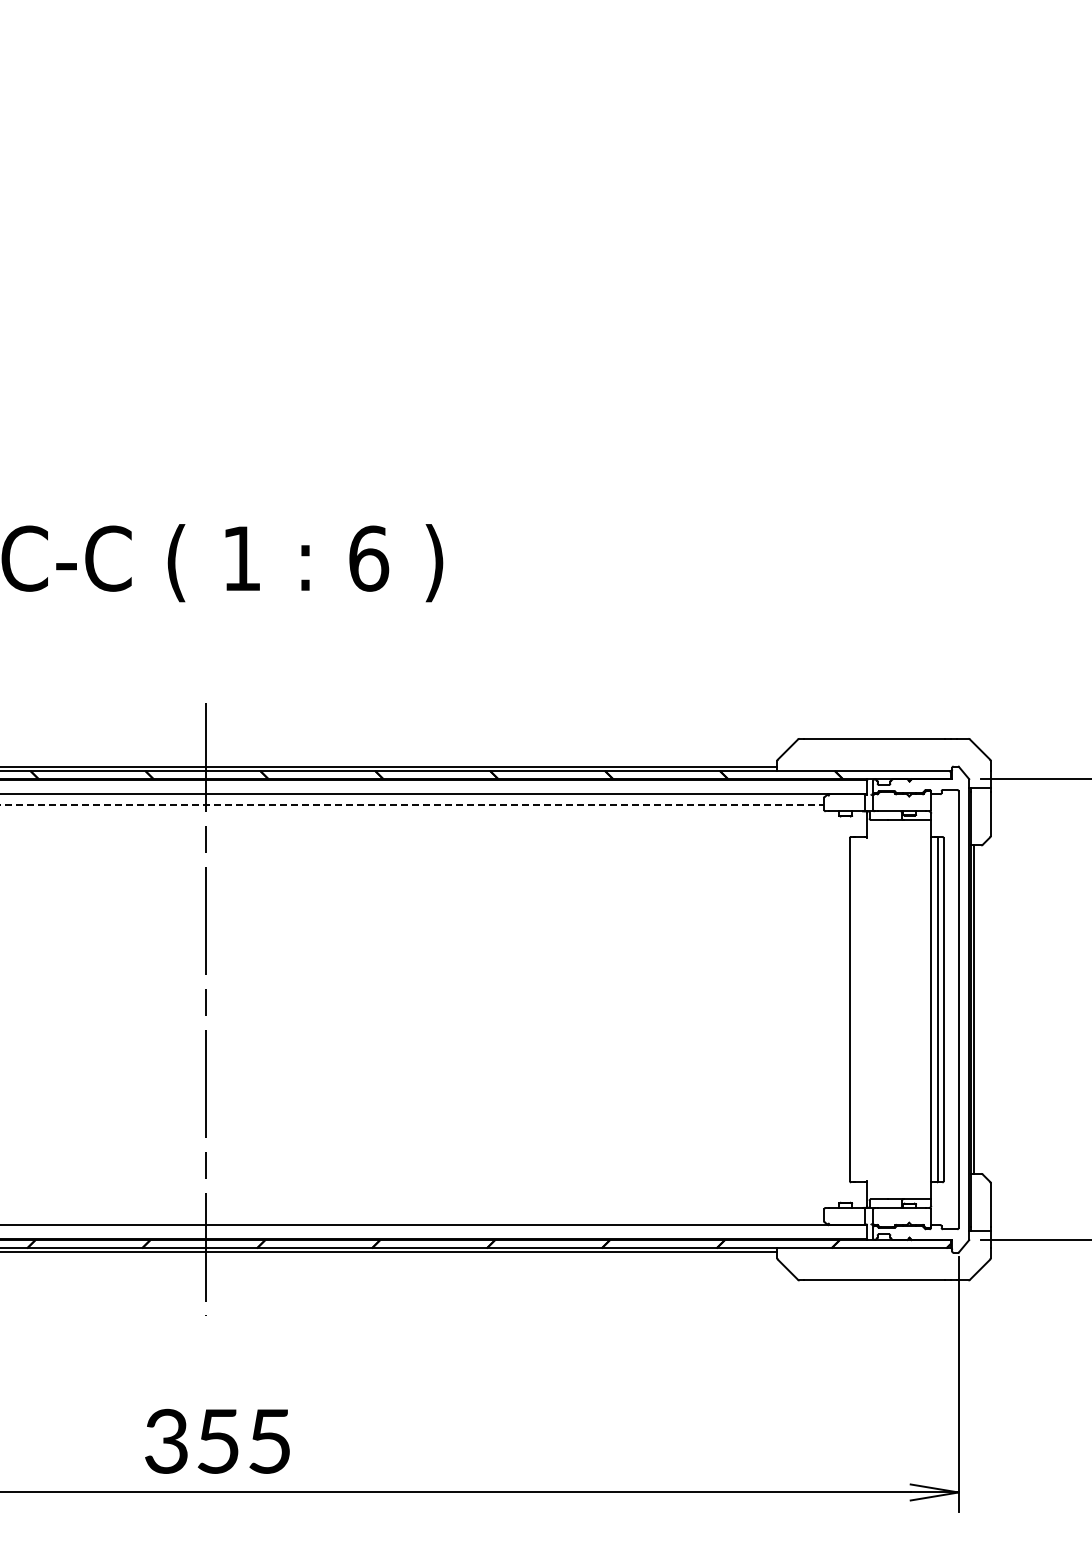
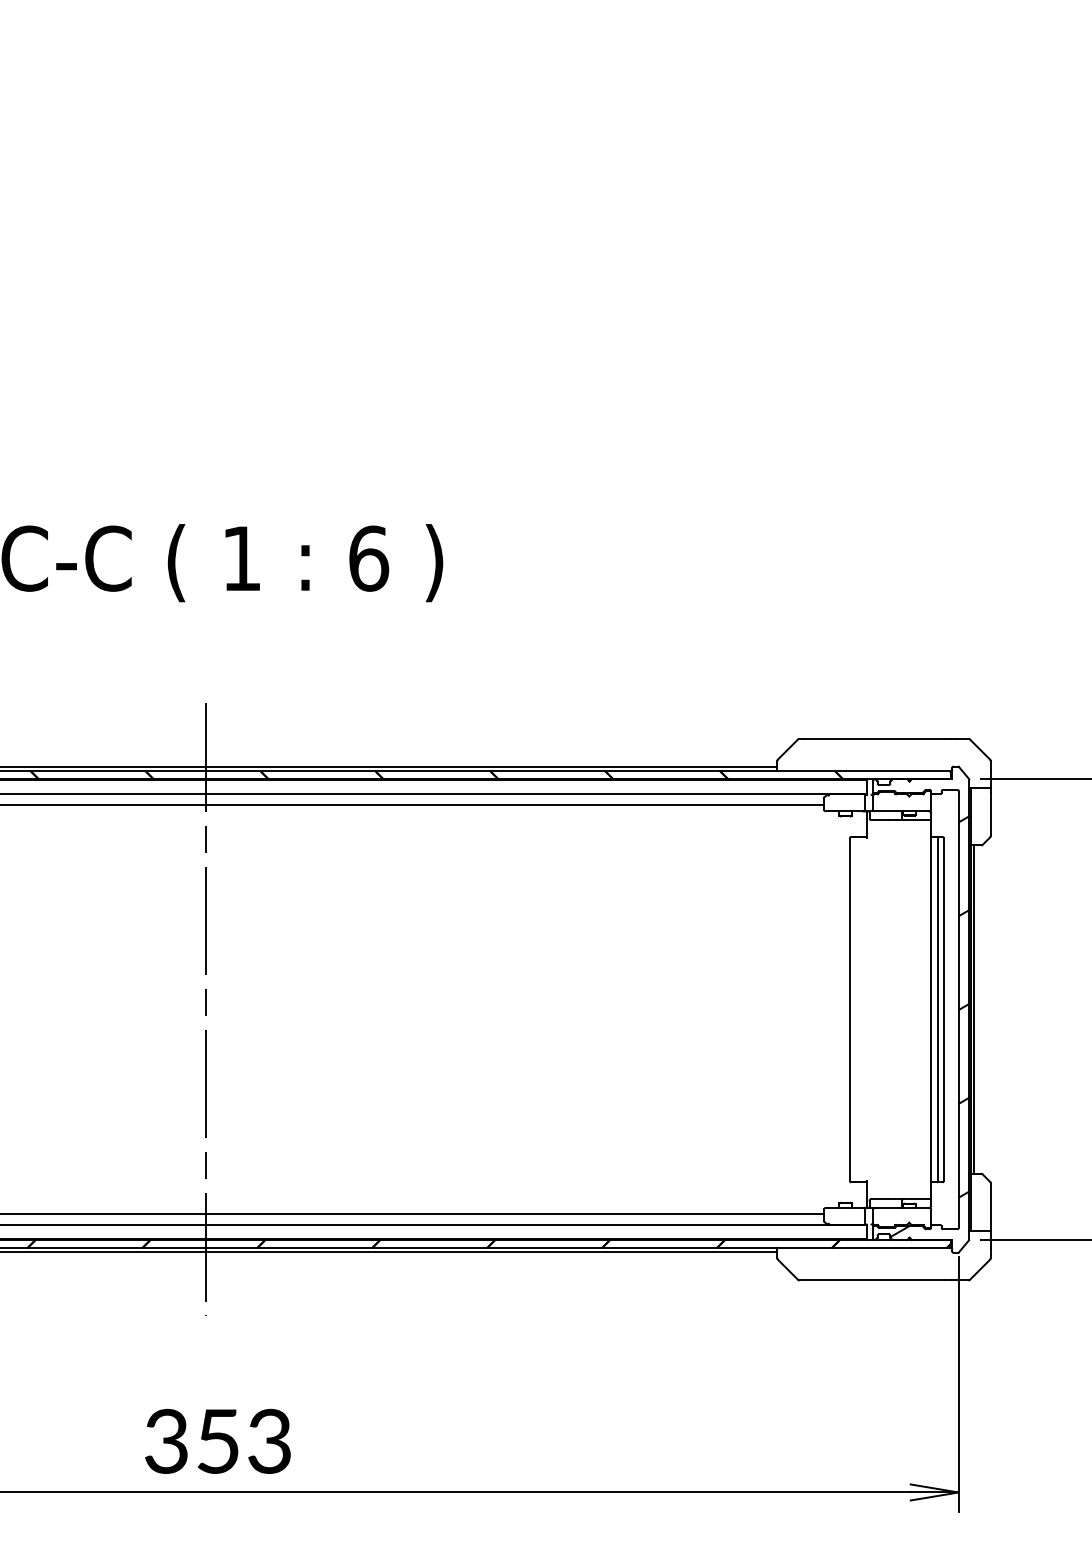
line: dashed -> solid (412, 804)
hatch: none -> present (929, 1026)
line: none -> present (413, 1214)
text: 355 -> 353 (269, 1440)
